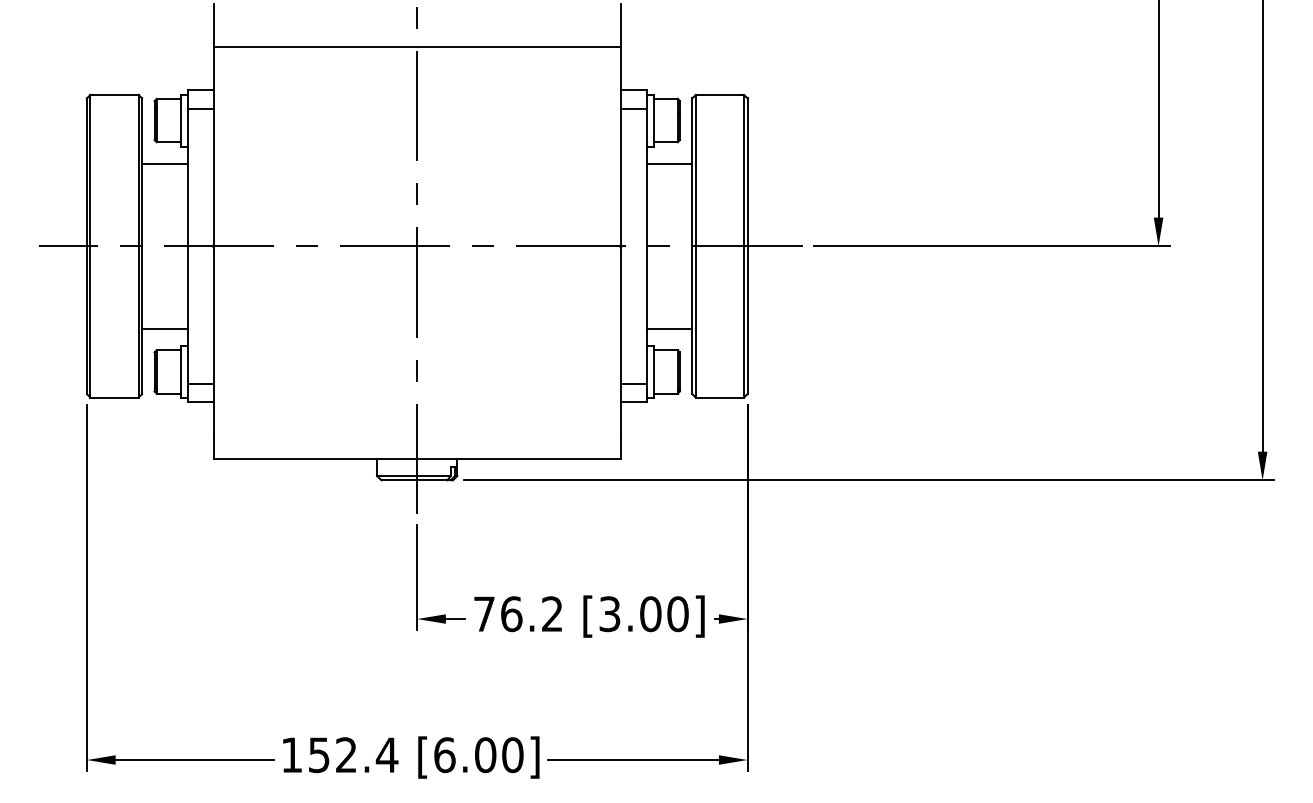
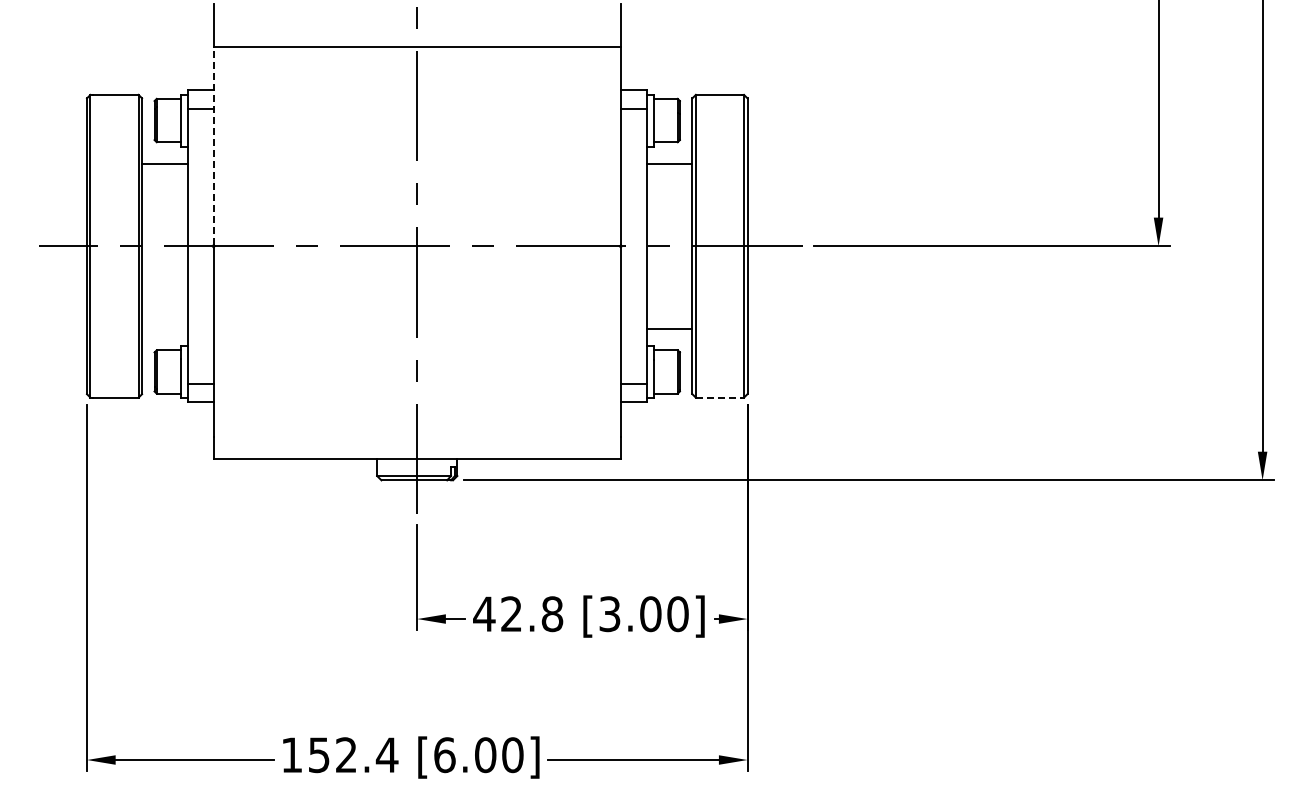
line: solid -> dashed (213, 145)
line: present -> none (164, 328)
line: solid -> dashed (719, 397)
text: 76.2 -> 42.8 (518, 614)
